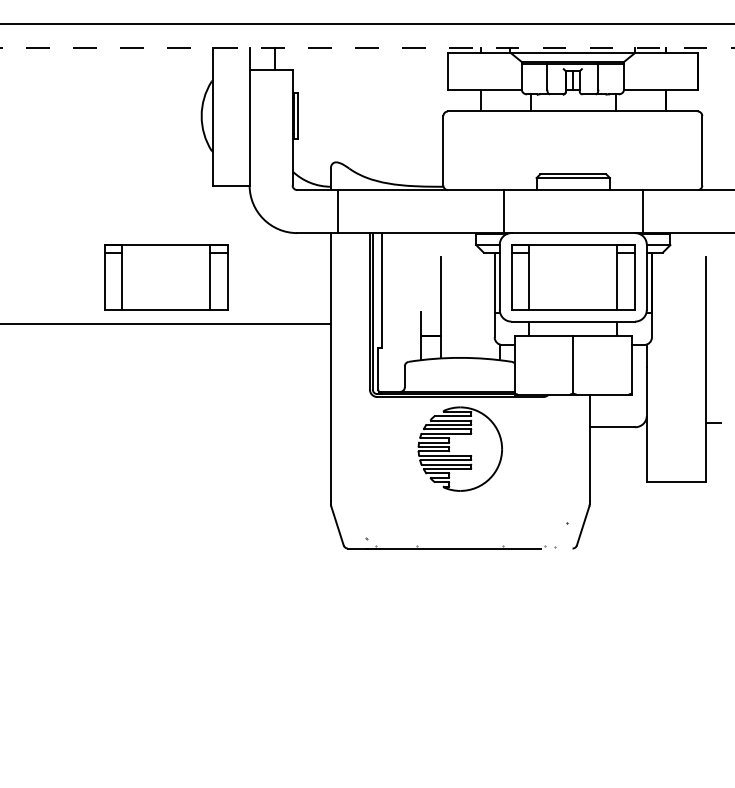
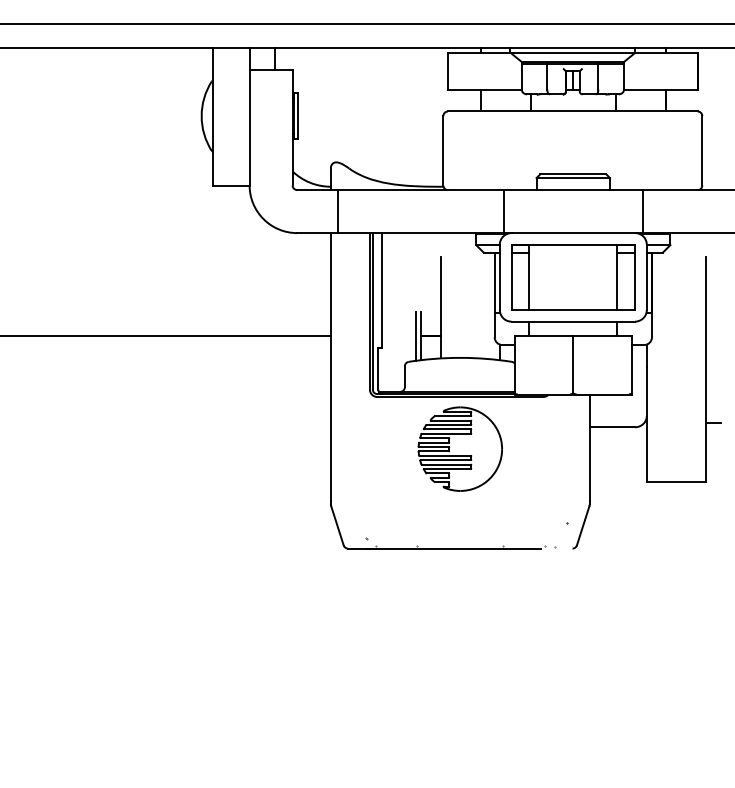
line: dashed -> solid (367, 48)
part: present -> none (166, 277)
line position: (166, 323) -> (166, 335) (166, 335)
line: none -> present (415, 336)
